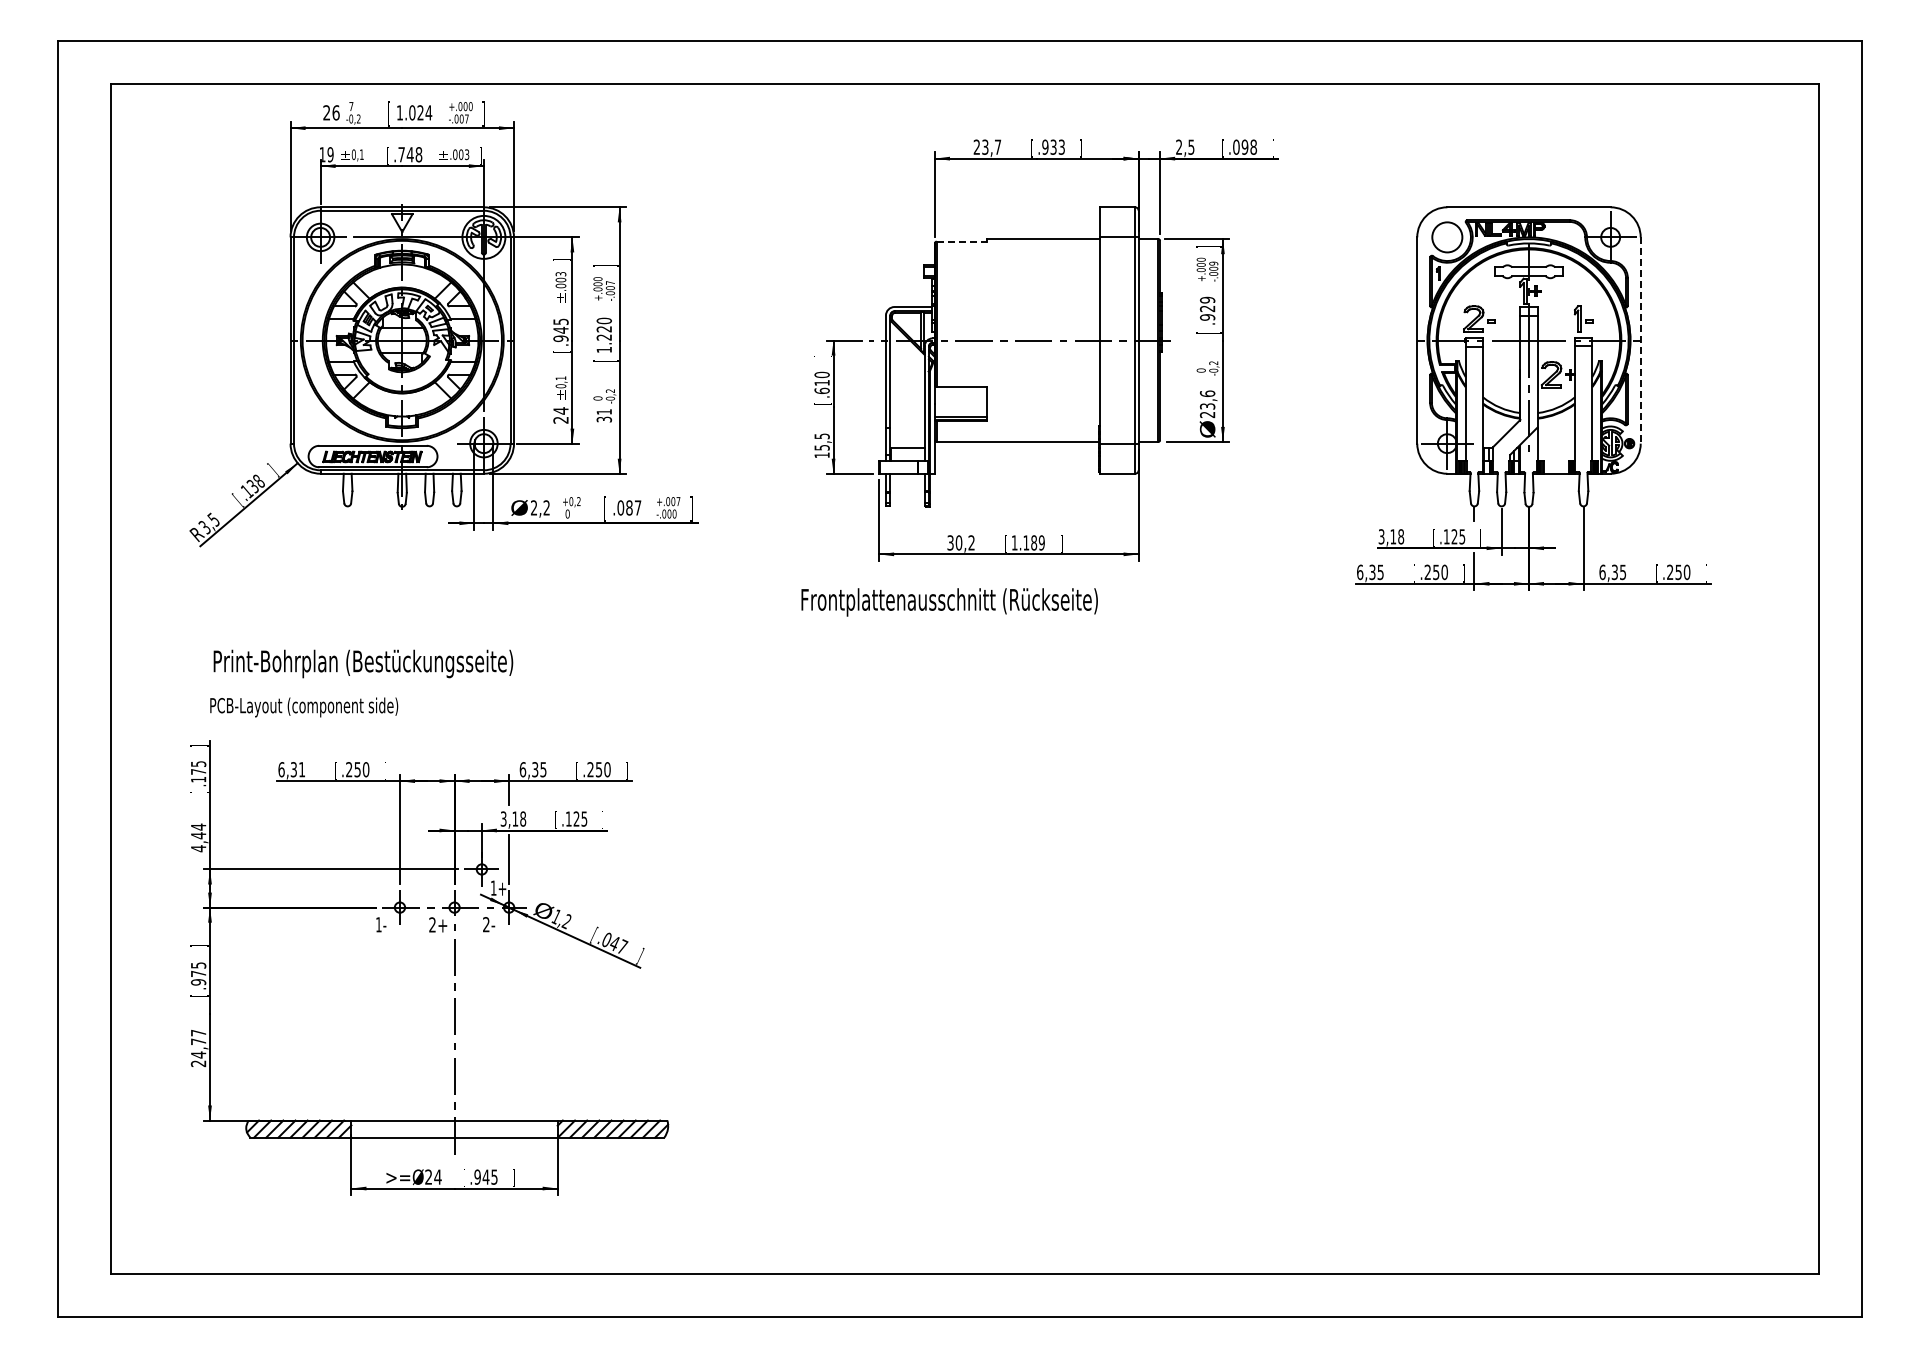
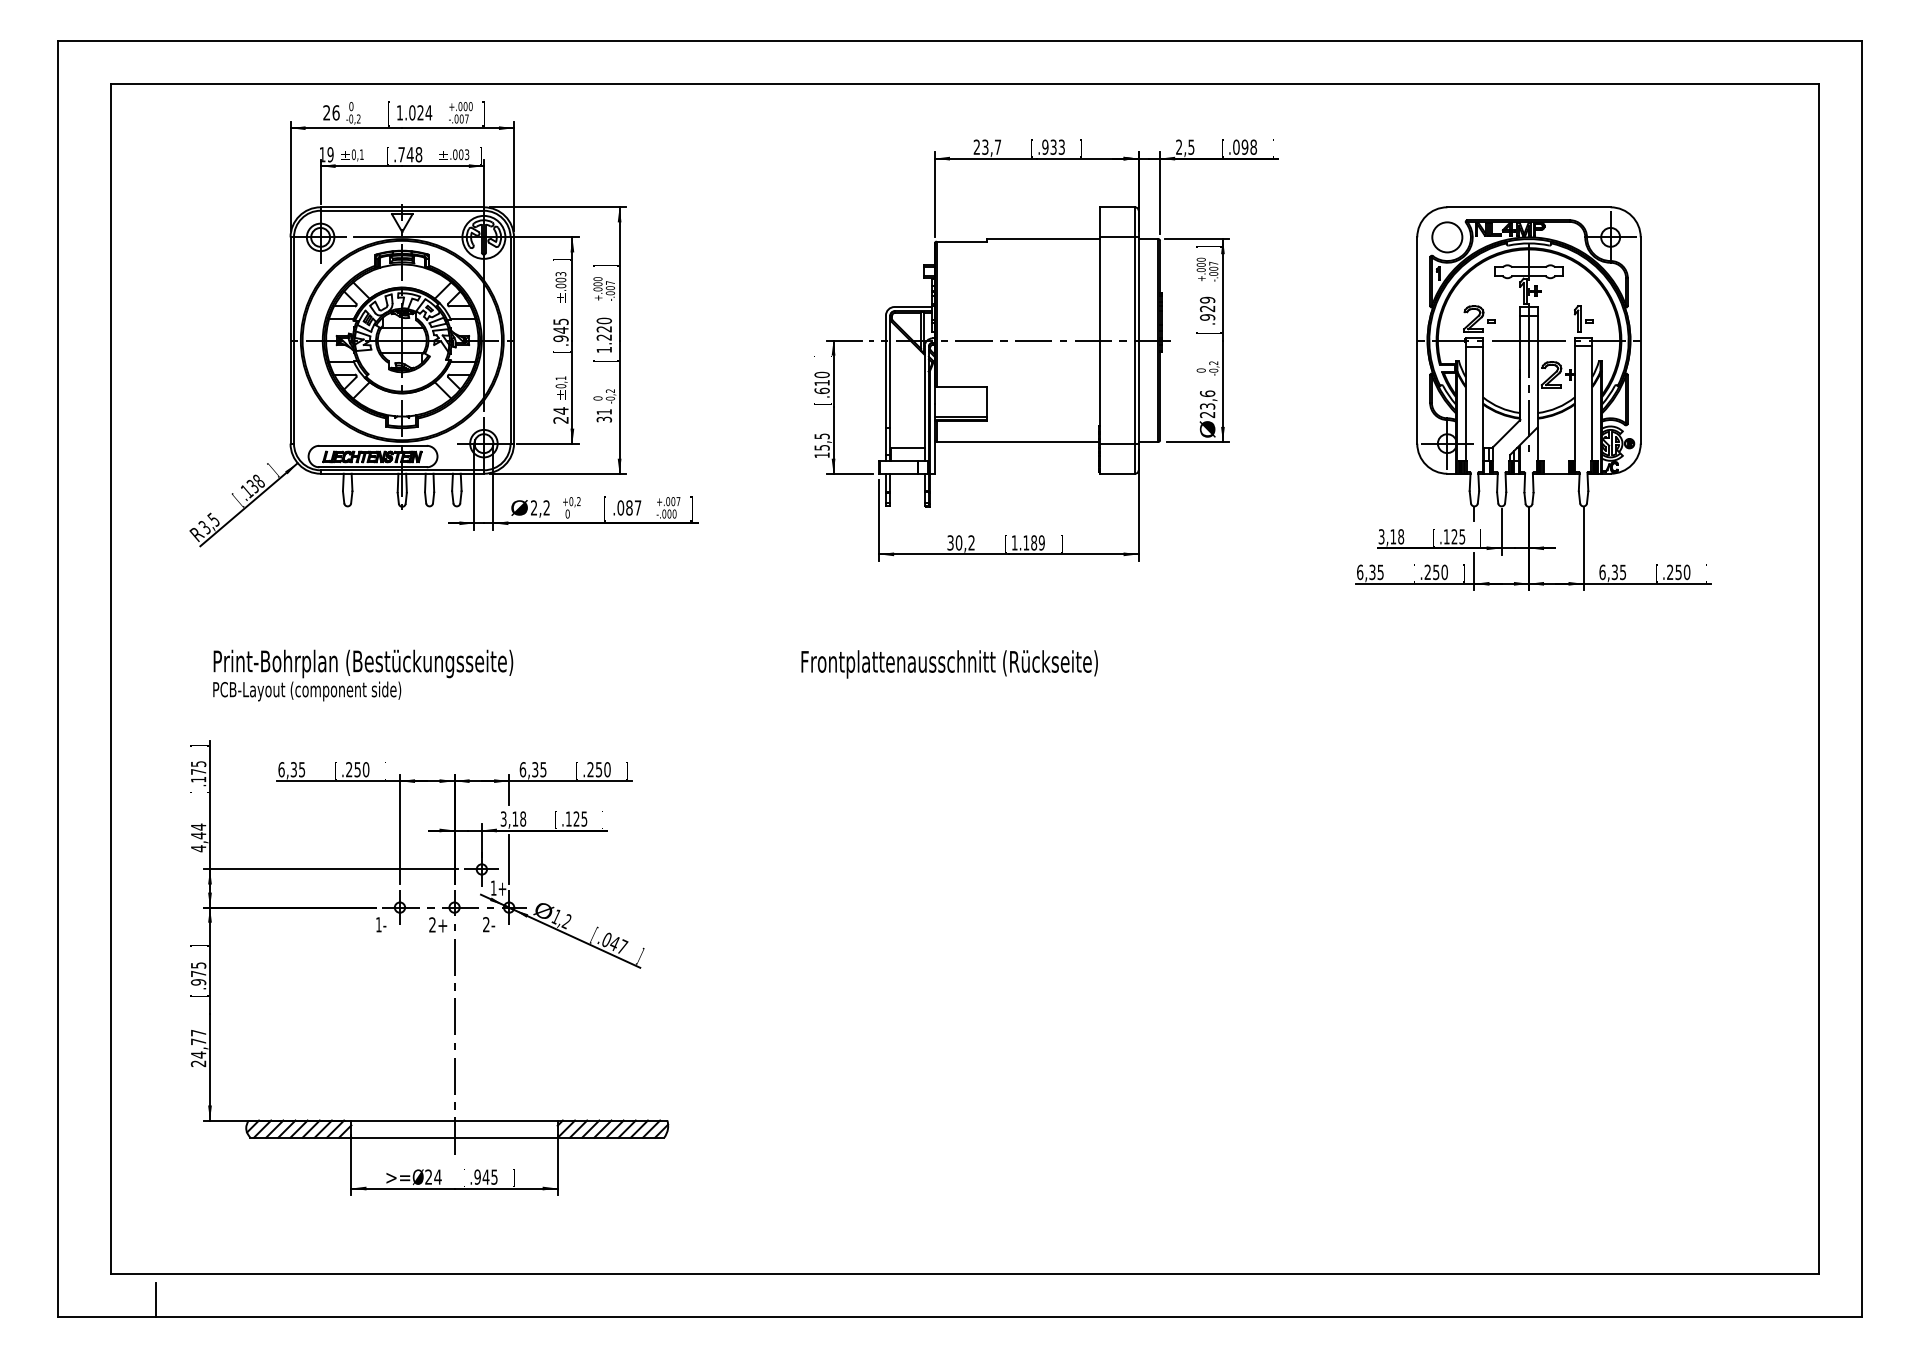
text: 7 -> 0 (351, 106)
line: dashed -> solid (961, 241)
text: -.009 -> -.007 (1213, 263)
line: dashed -> solid (1640, 341)
text position: (949, 602) -> (949, 664) (949, 664)
text position: (304, 707) -> (307, 691) (307, 691)
text: 6,31 -> 6,35 (302, 769)
line: none -> present (156, 1299)
